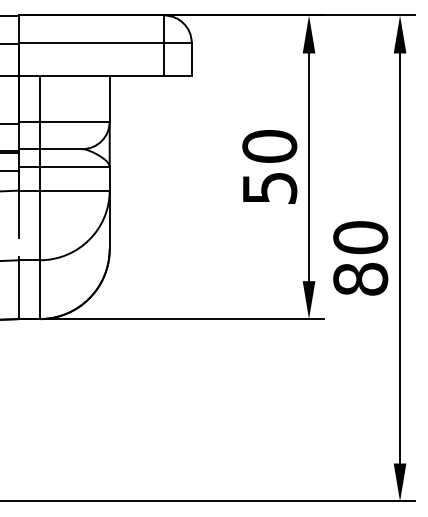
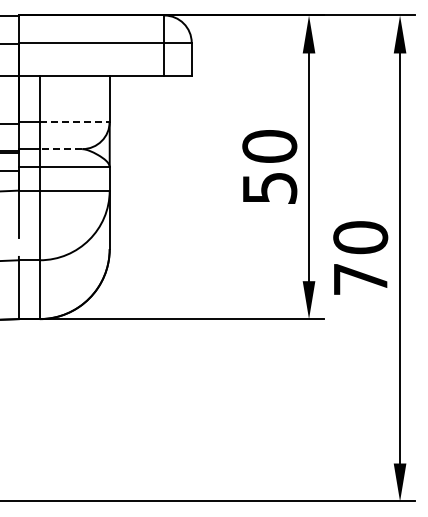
line: solid -> dashed (74, 121)
line: solid -> dashed (60, 149)
text: 80 -> 70 (360, 279)
